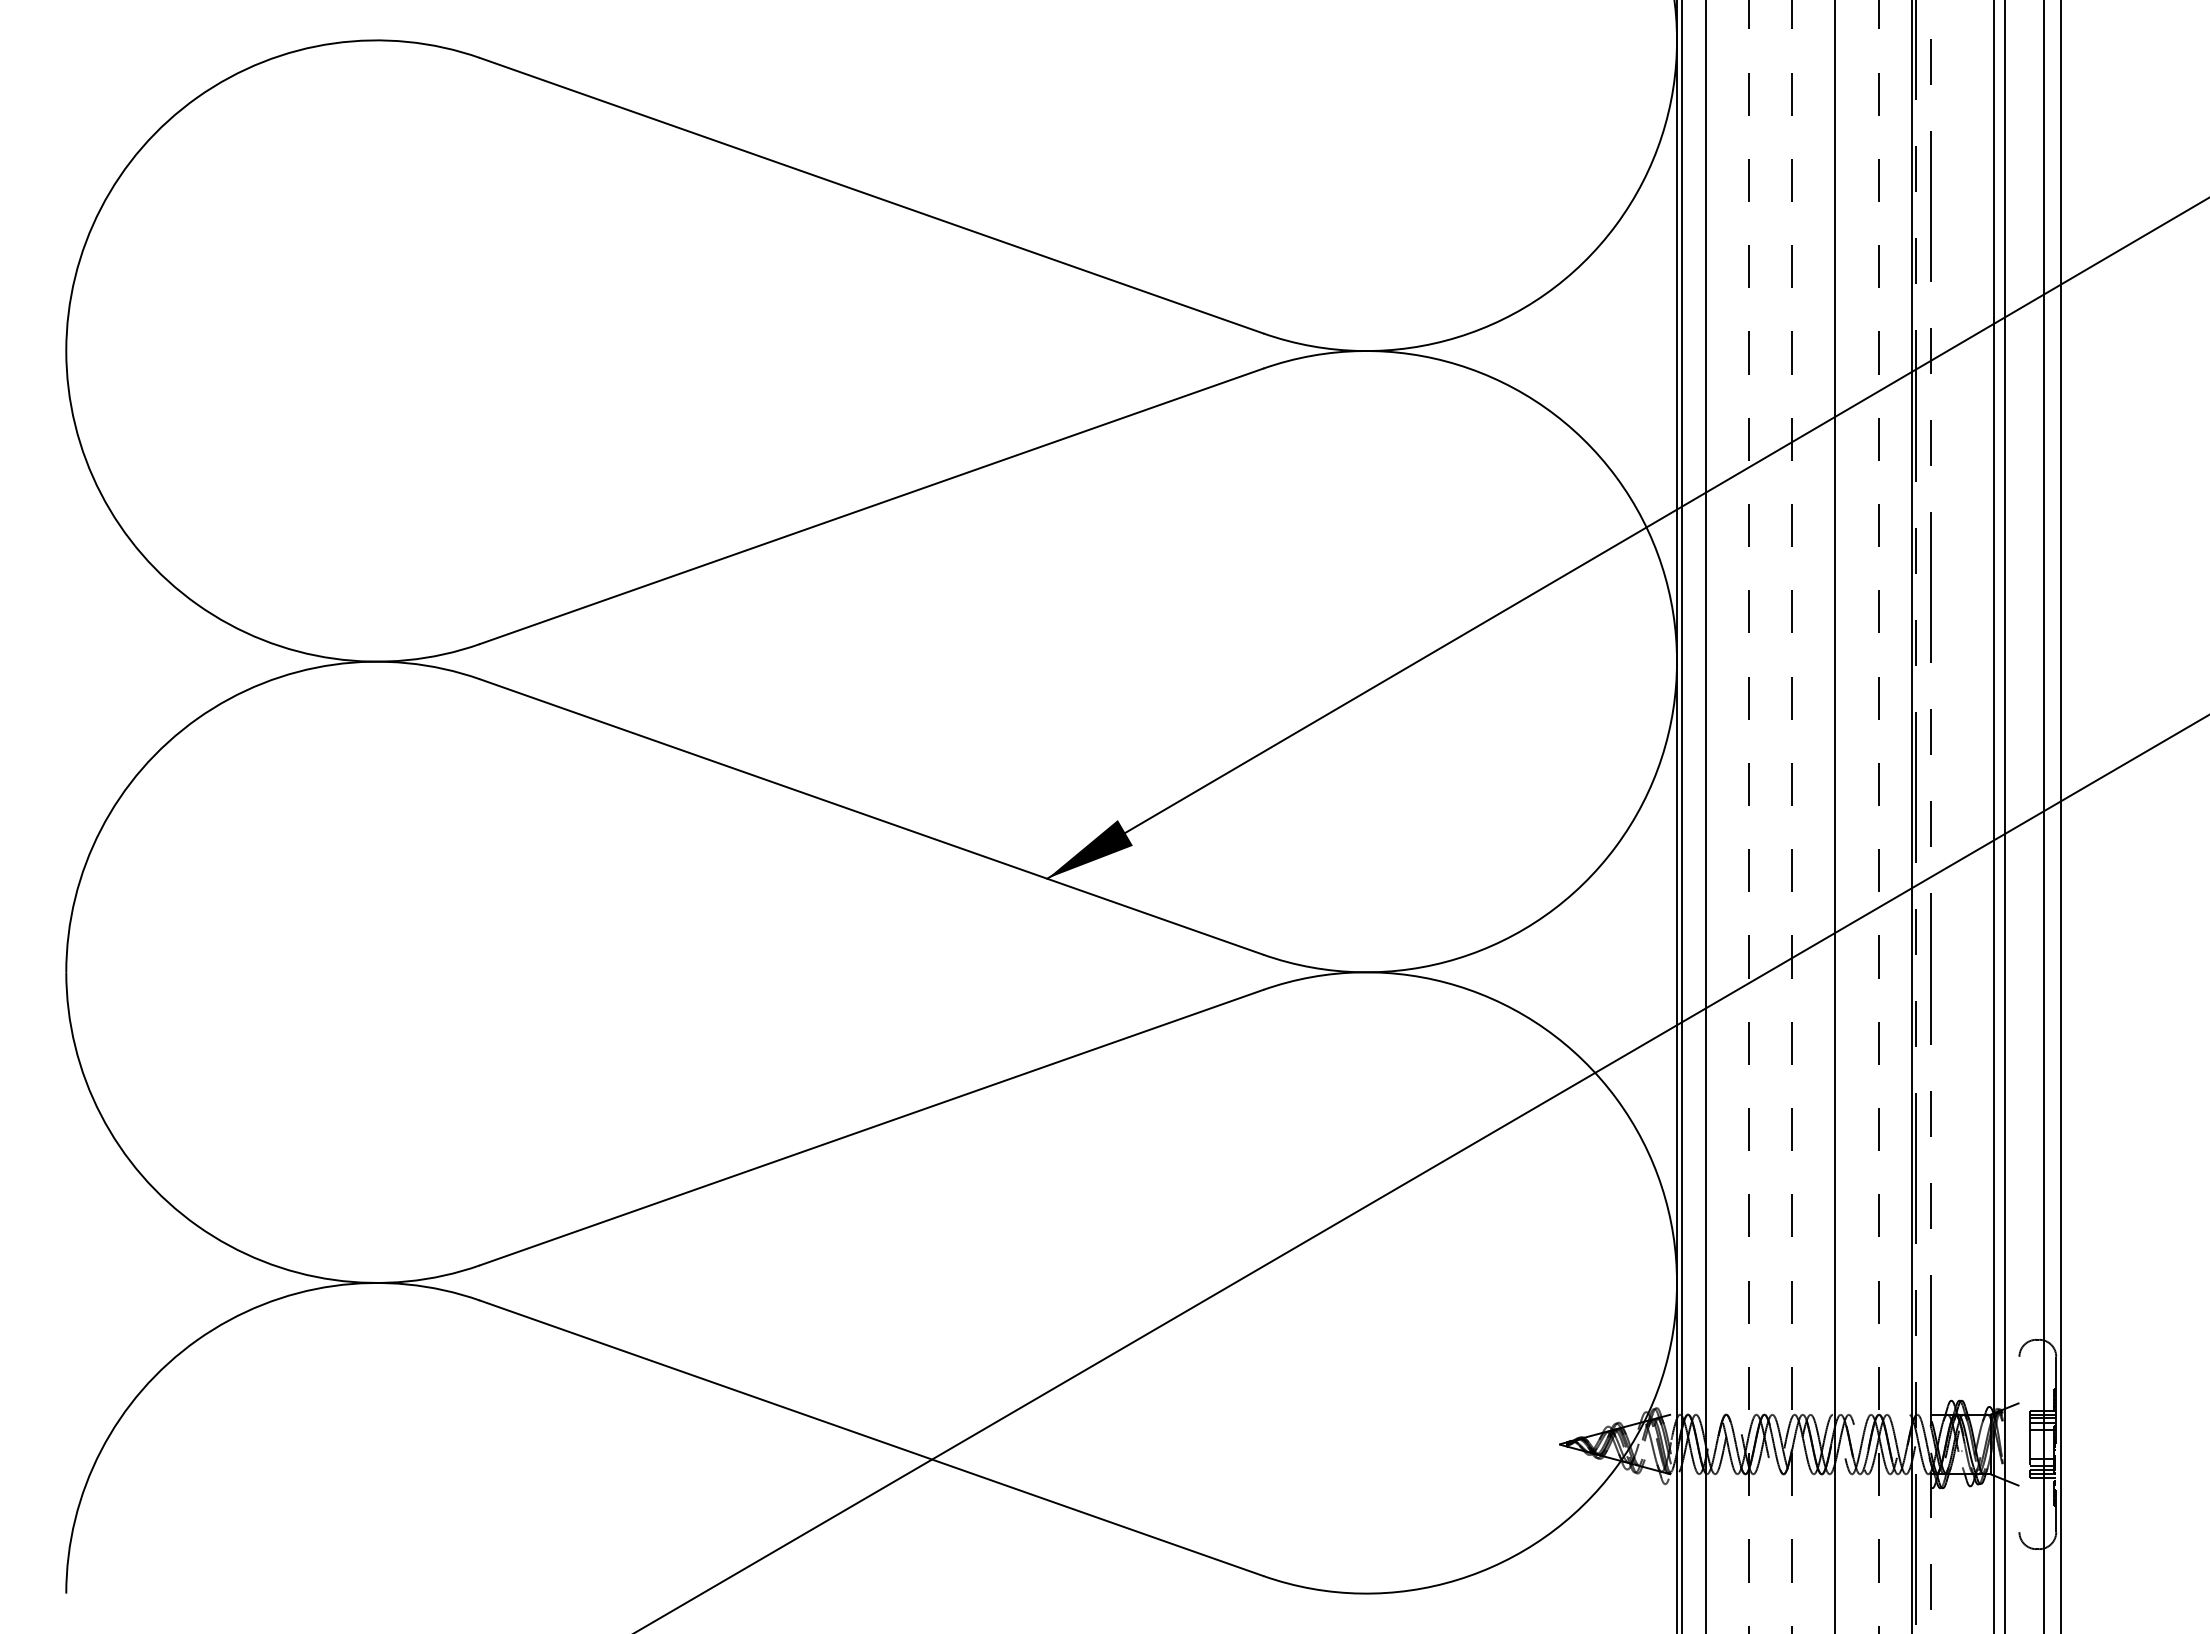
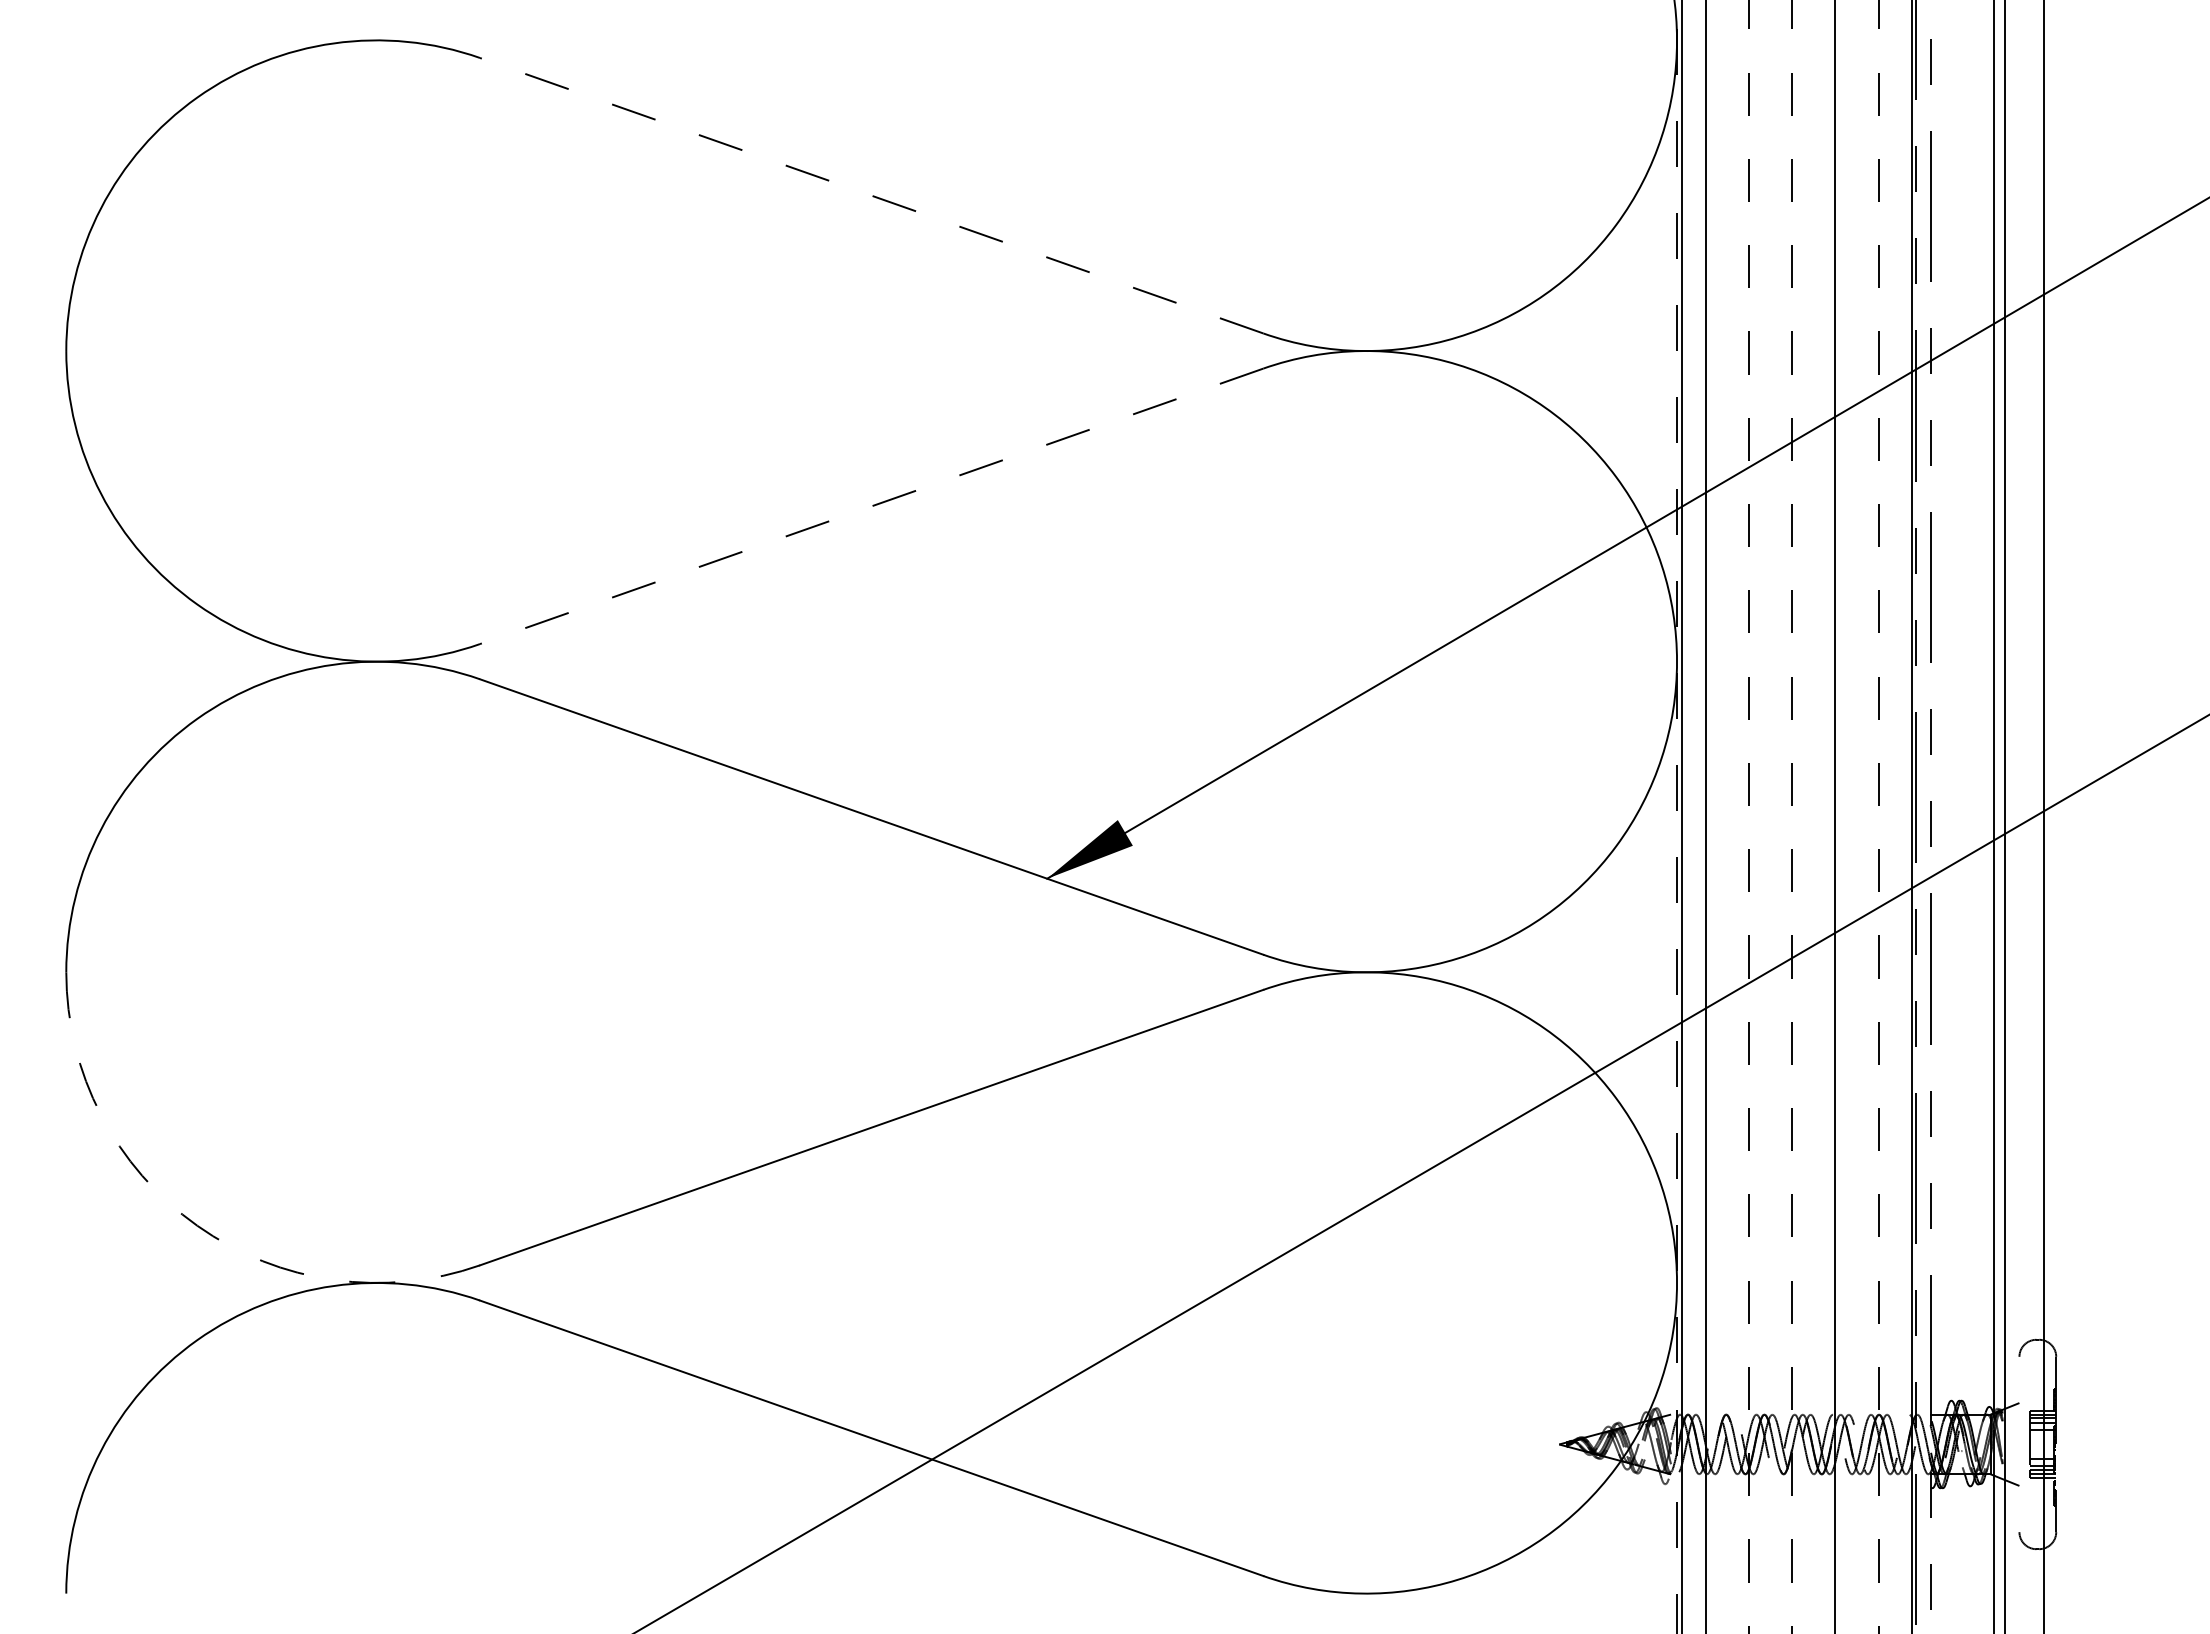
line: solid -> dashed (871, 195)
line: solid -> dashed (871, 506)
line: present -> none (2060, 816)
line: solid -> dashed (1677, 817)
arc: solid -> dashed (197, 1225)
